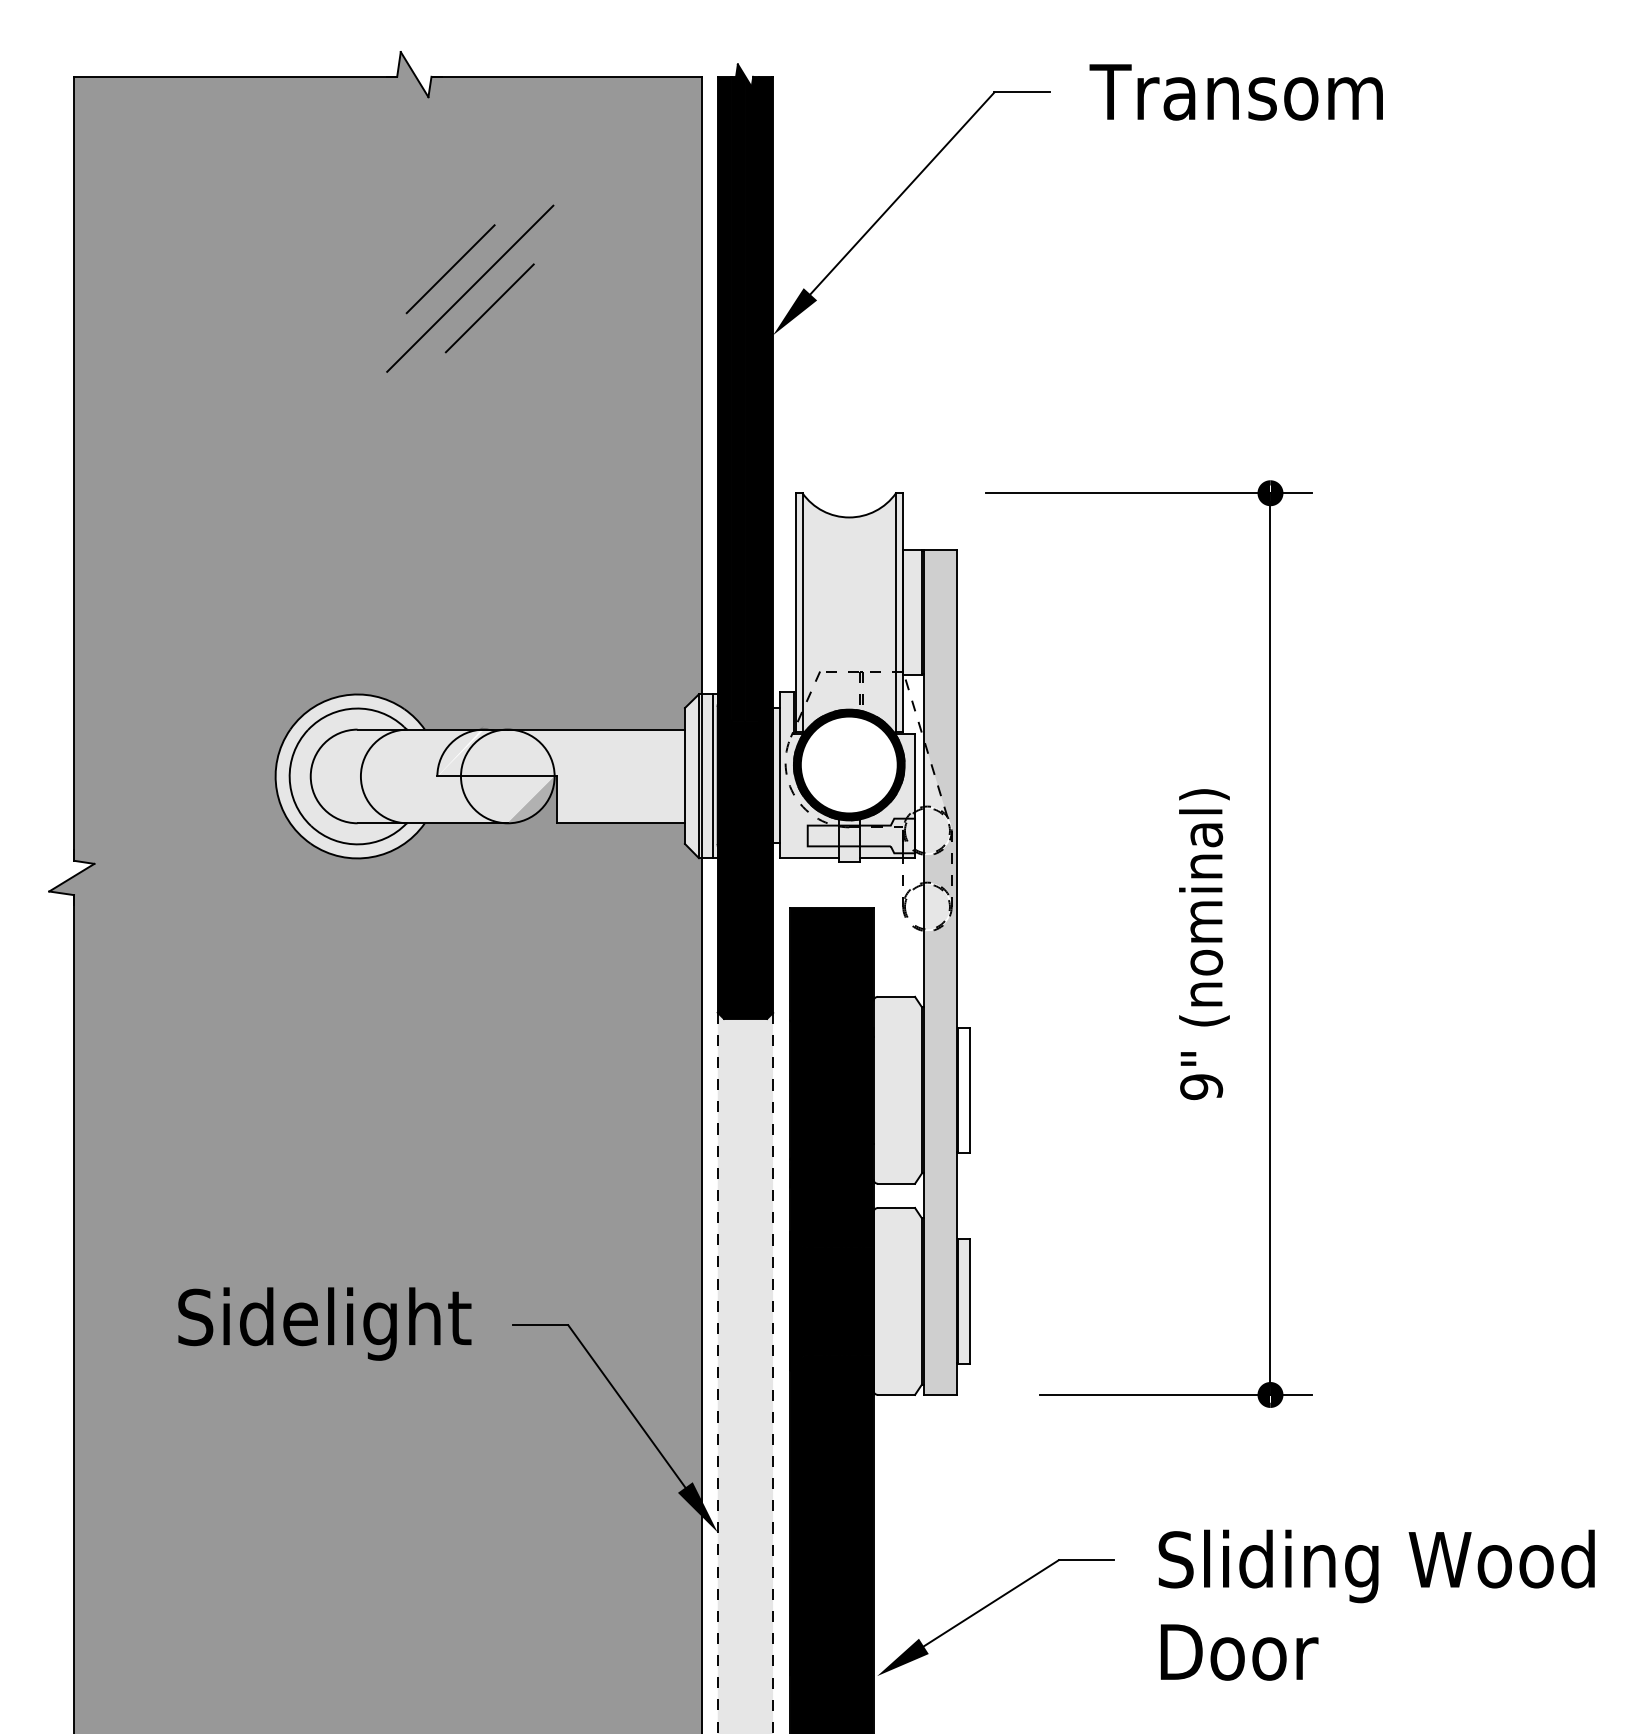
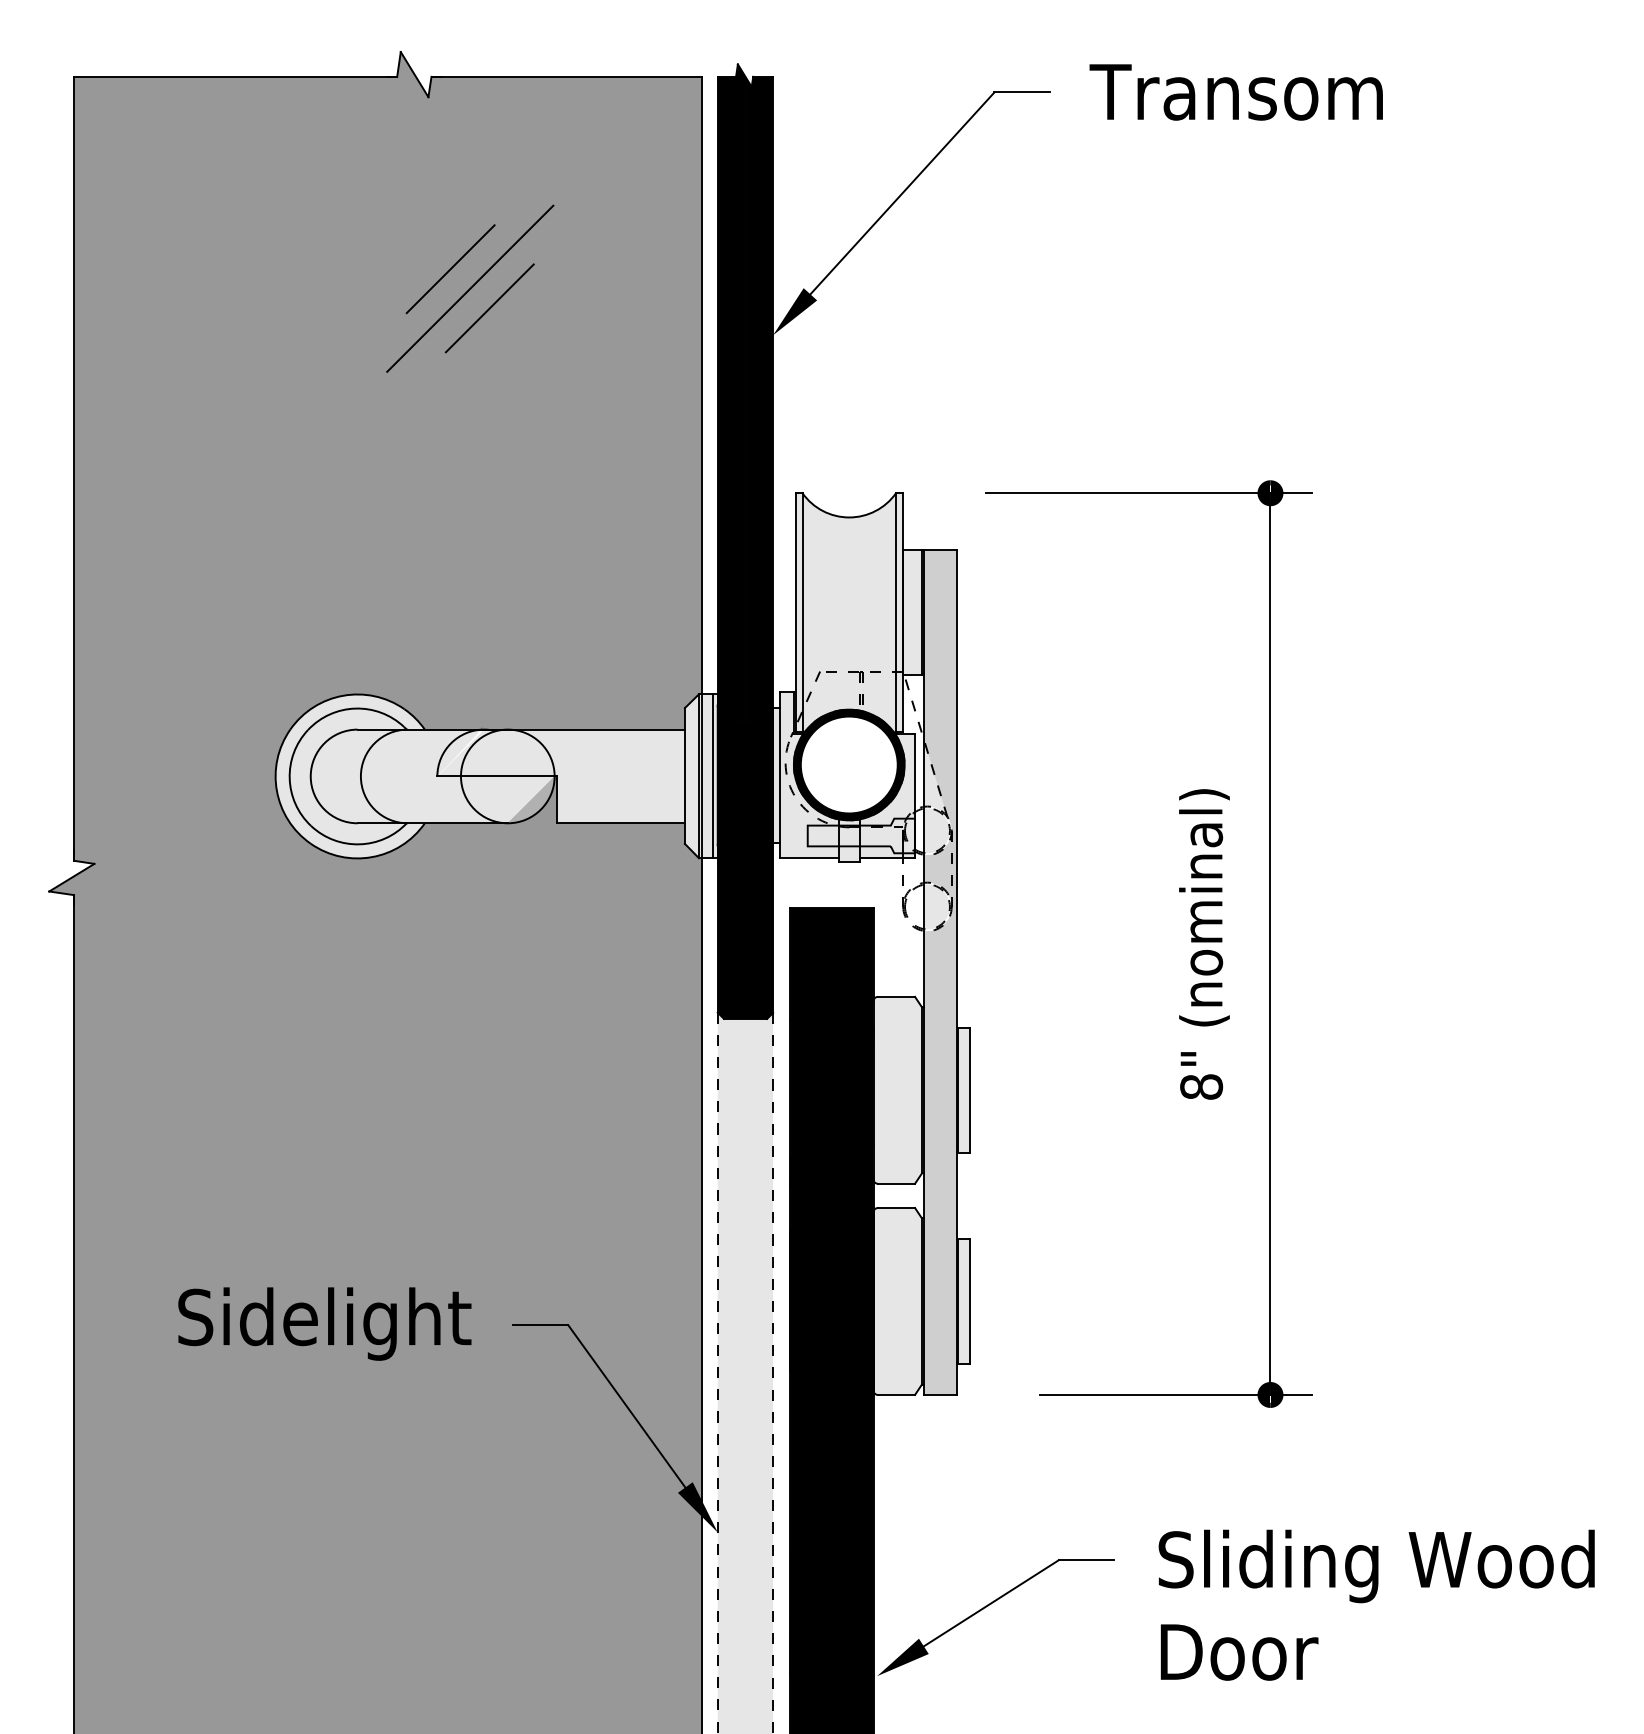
text: 9" -> 8" (1201, 1087)
fill: none -> present (964, 1090)
